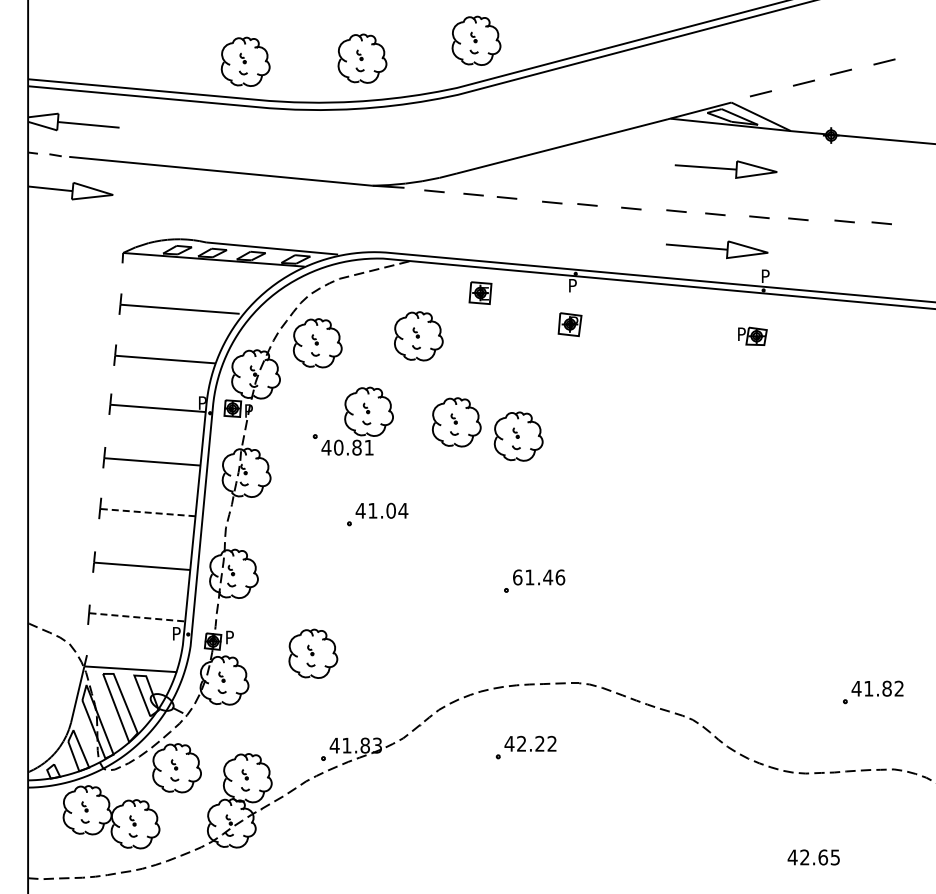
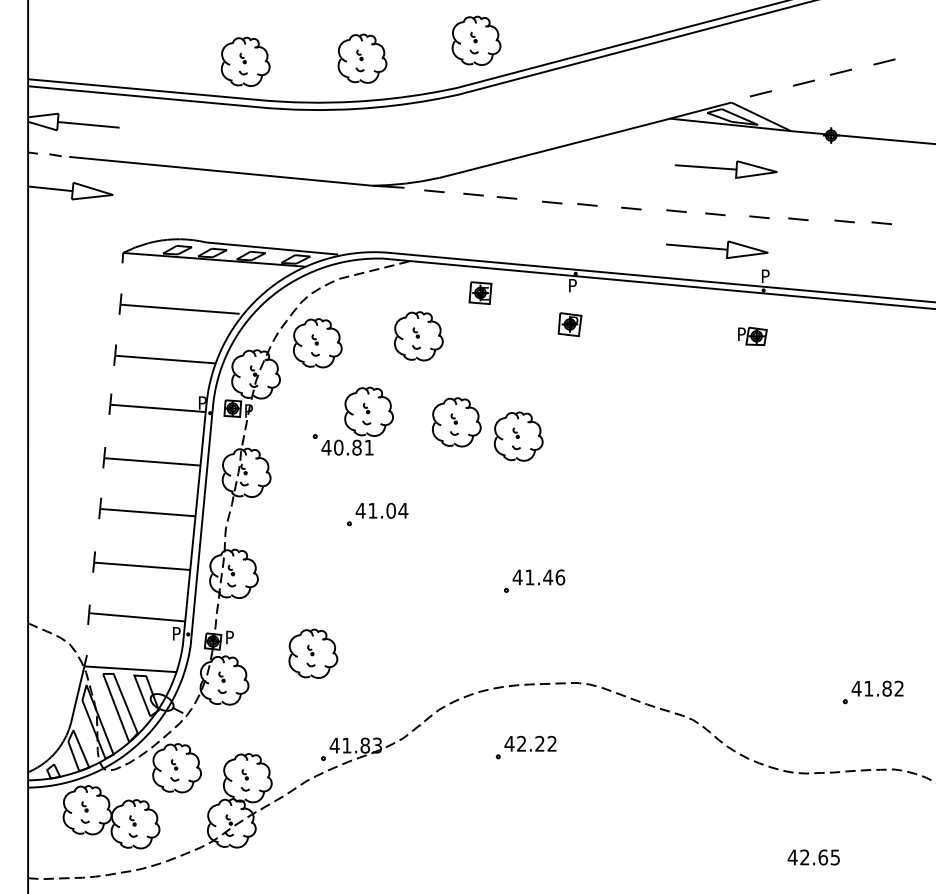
line: dashed -> solid (147, 512)
text: 61.46 -> 41.46 (517, 577)
line: dashed -> solid (137, 617)
